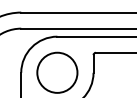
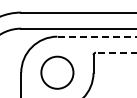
line: solid -> dashed (96, 36)
line: solid -> dashed (115, 52)
circle size: 43x43 px -> 35x35 px (57, 72)
